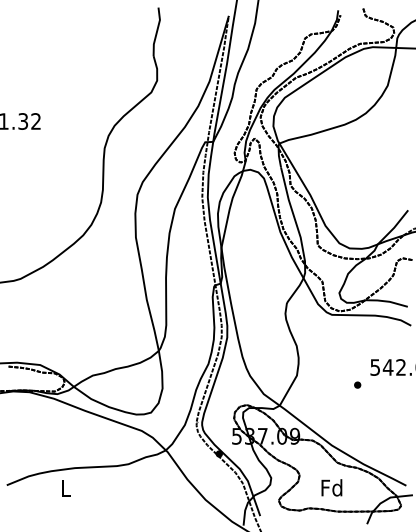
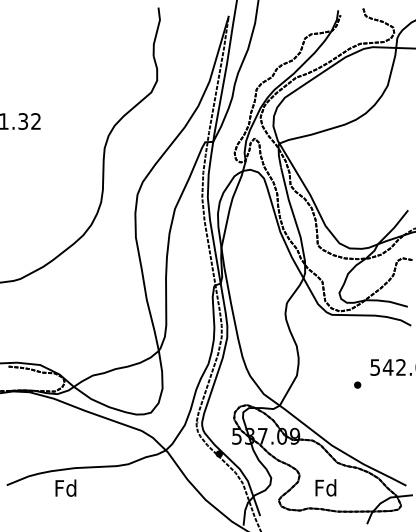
text: L -> Fd (65, 487)
text position: (331, 487) -> (325, 487) (325, 487)
